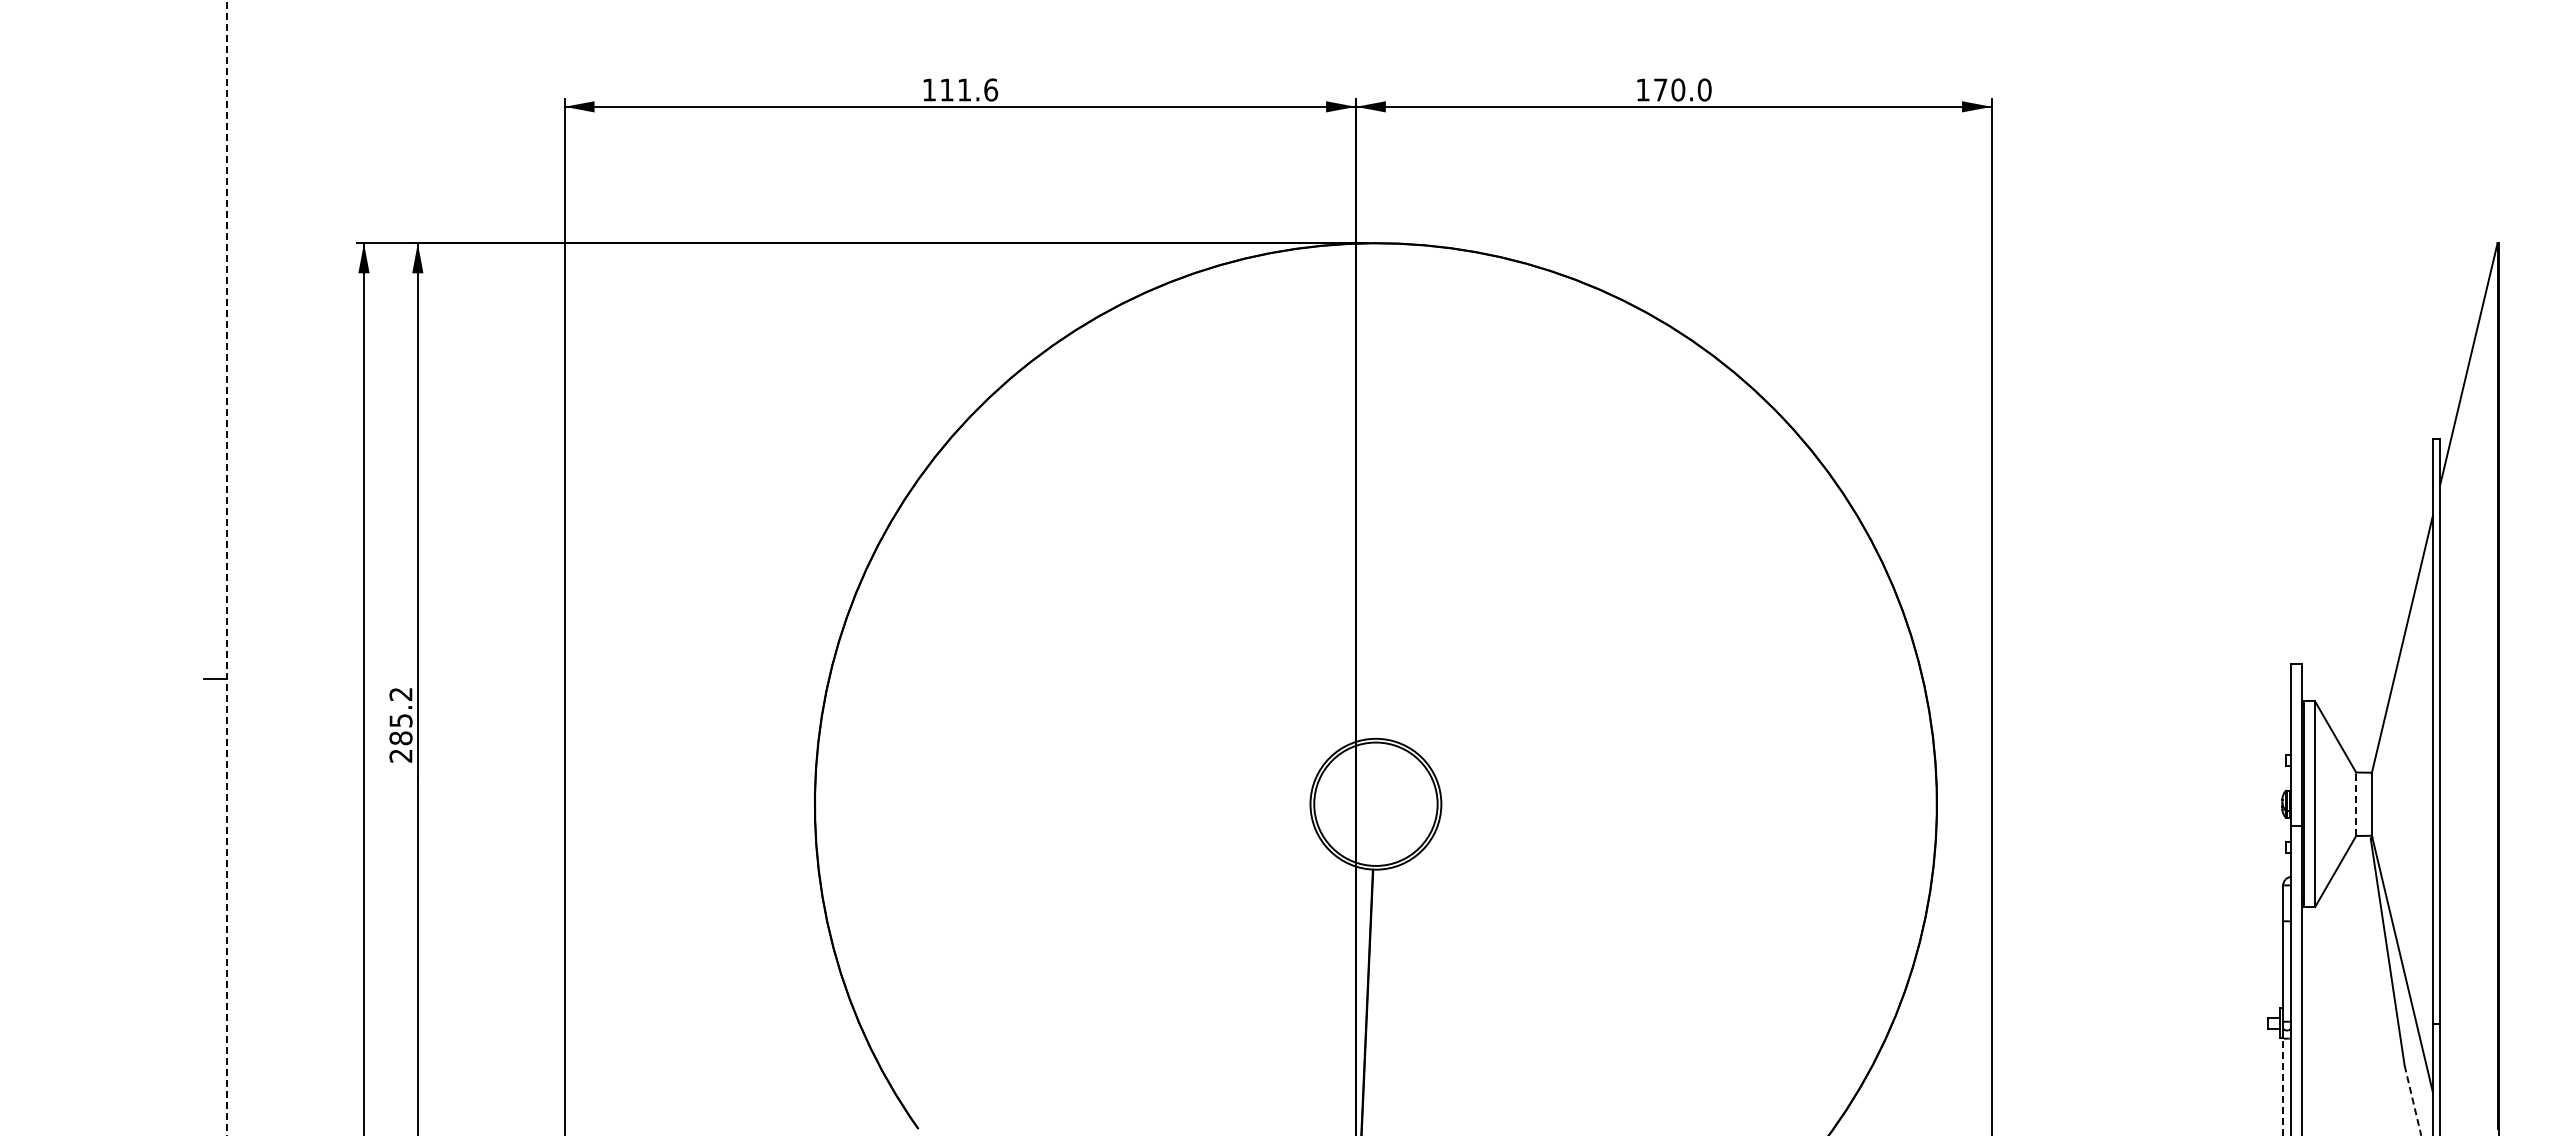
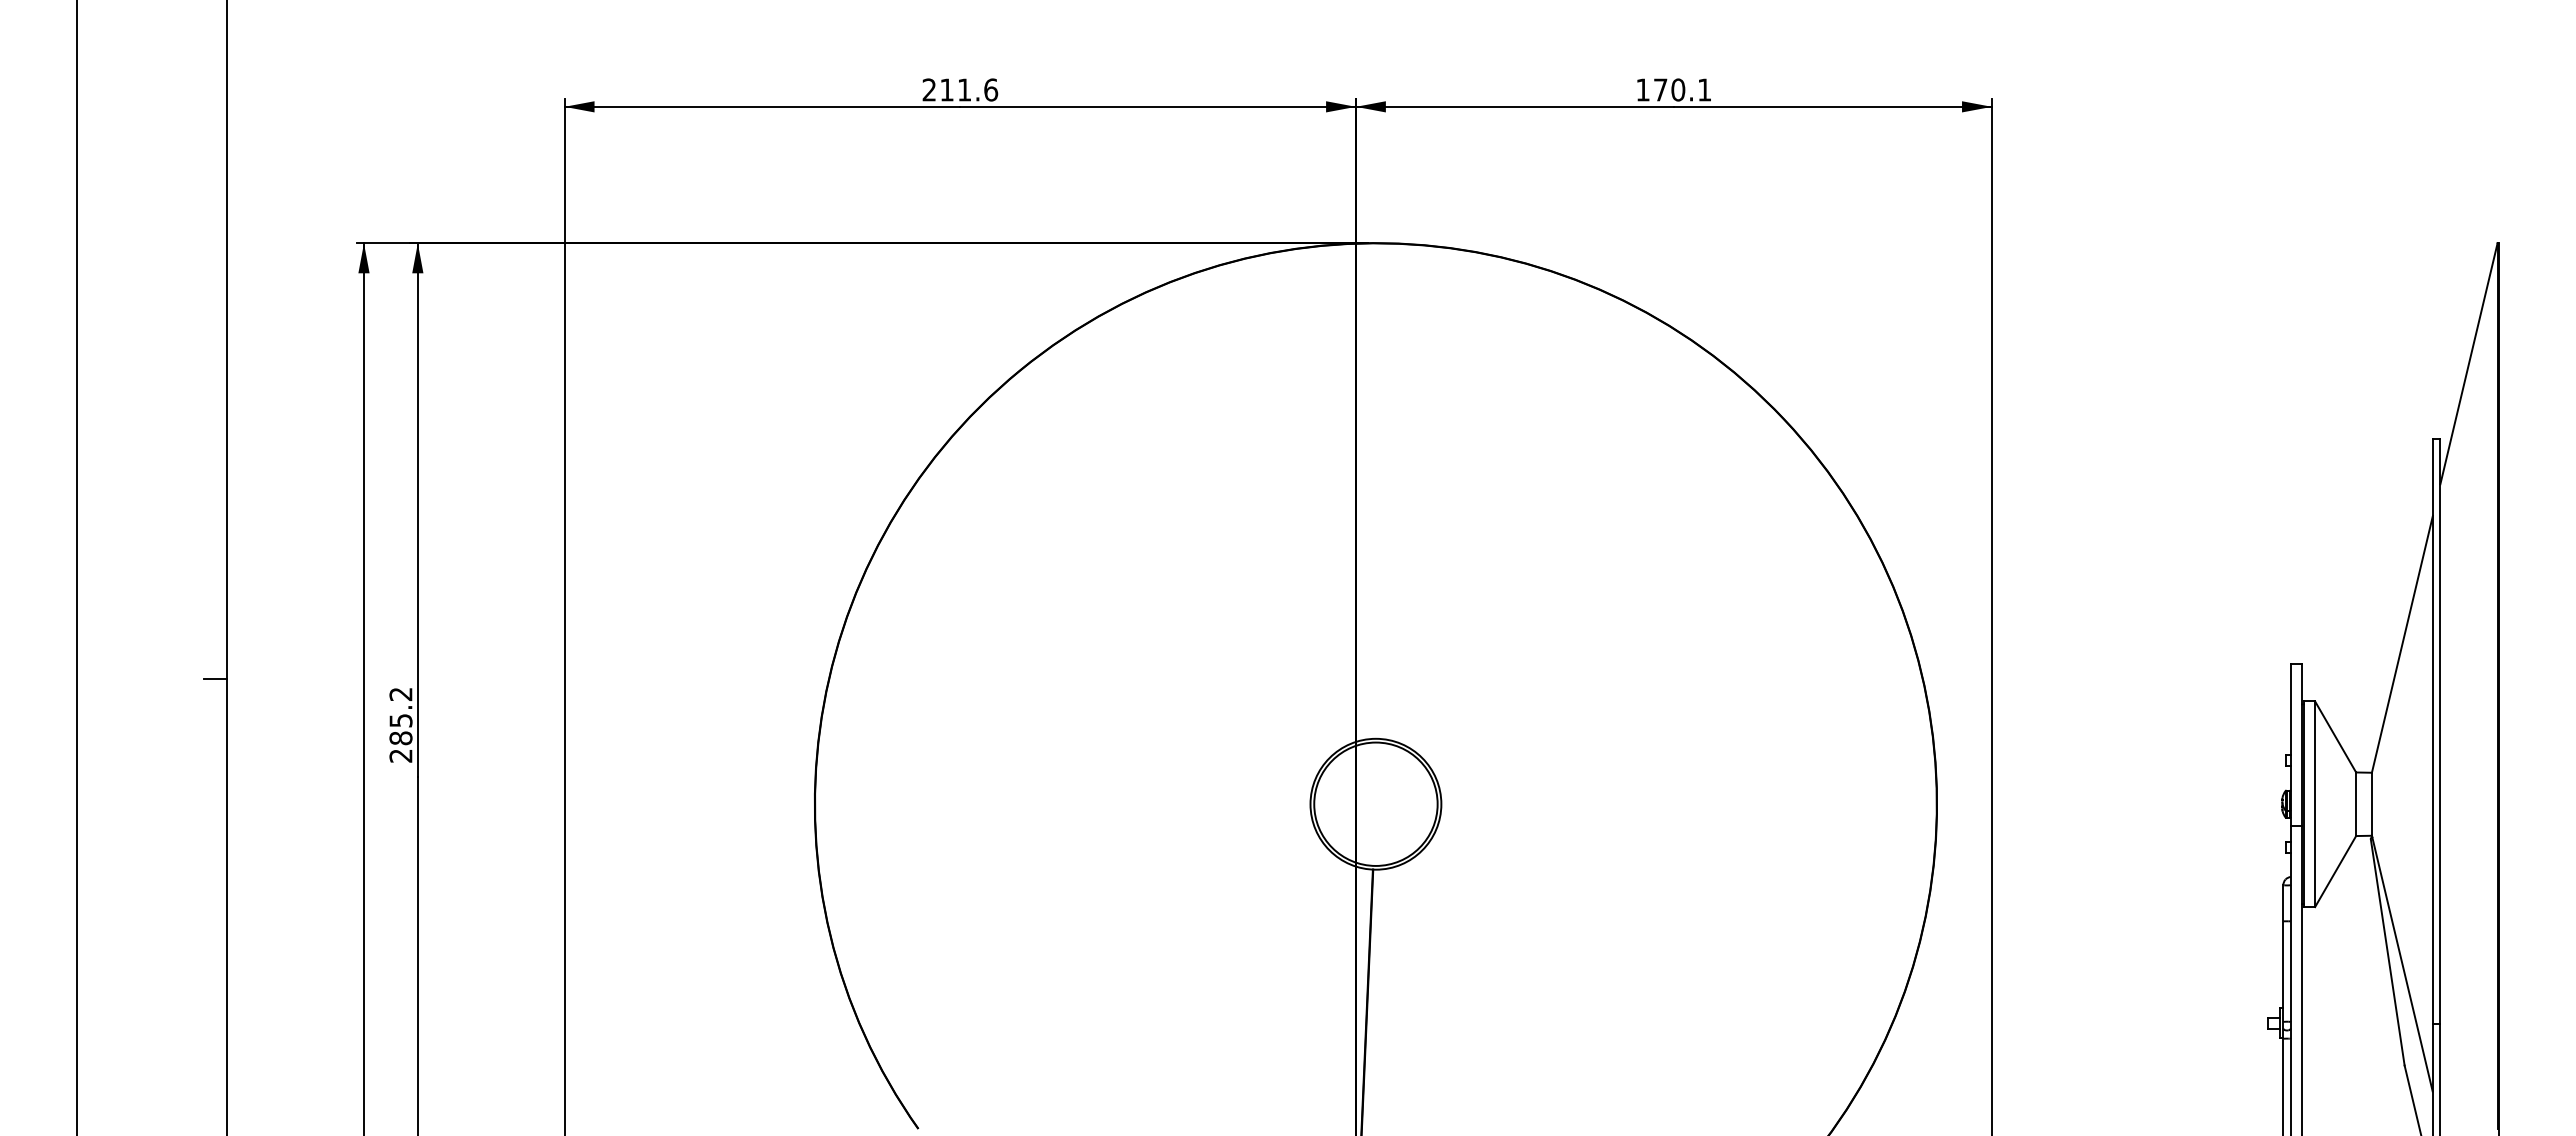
text: 111.6 -> 211.6 (928, 89)
text: 170.0 -> 170.1 (1704, 89)
line: none -> present (77, 567)
line: dashed -> solid (226, 567)
line: dashed -> solid (2356, 804)
line: dashed -> solid (2283, 1086)
line: dashed -> solid (2413, 1101)
